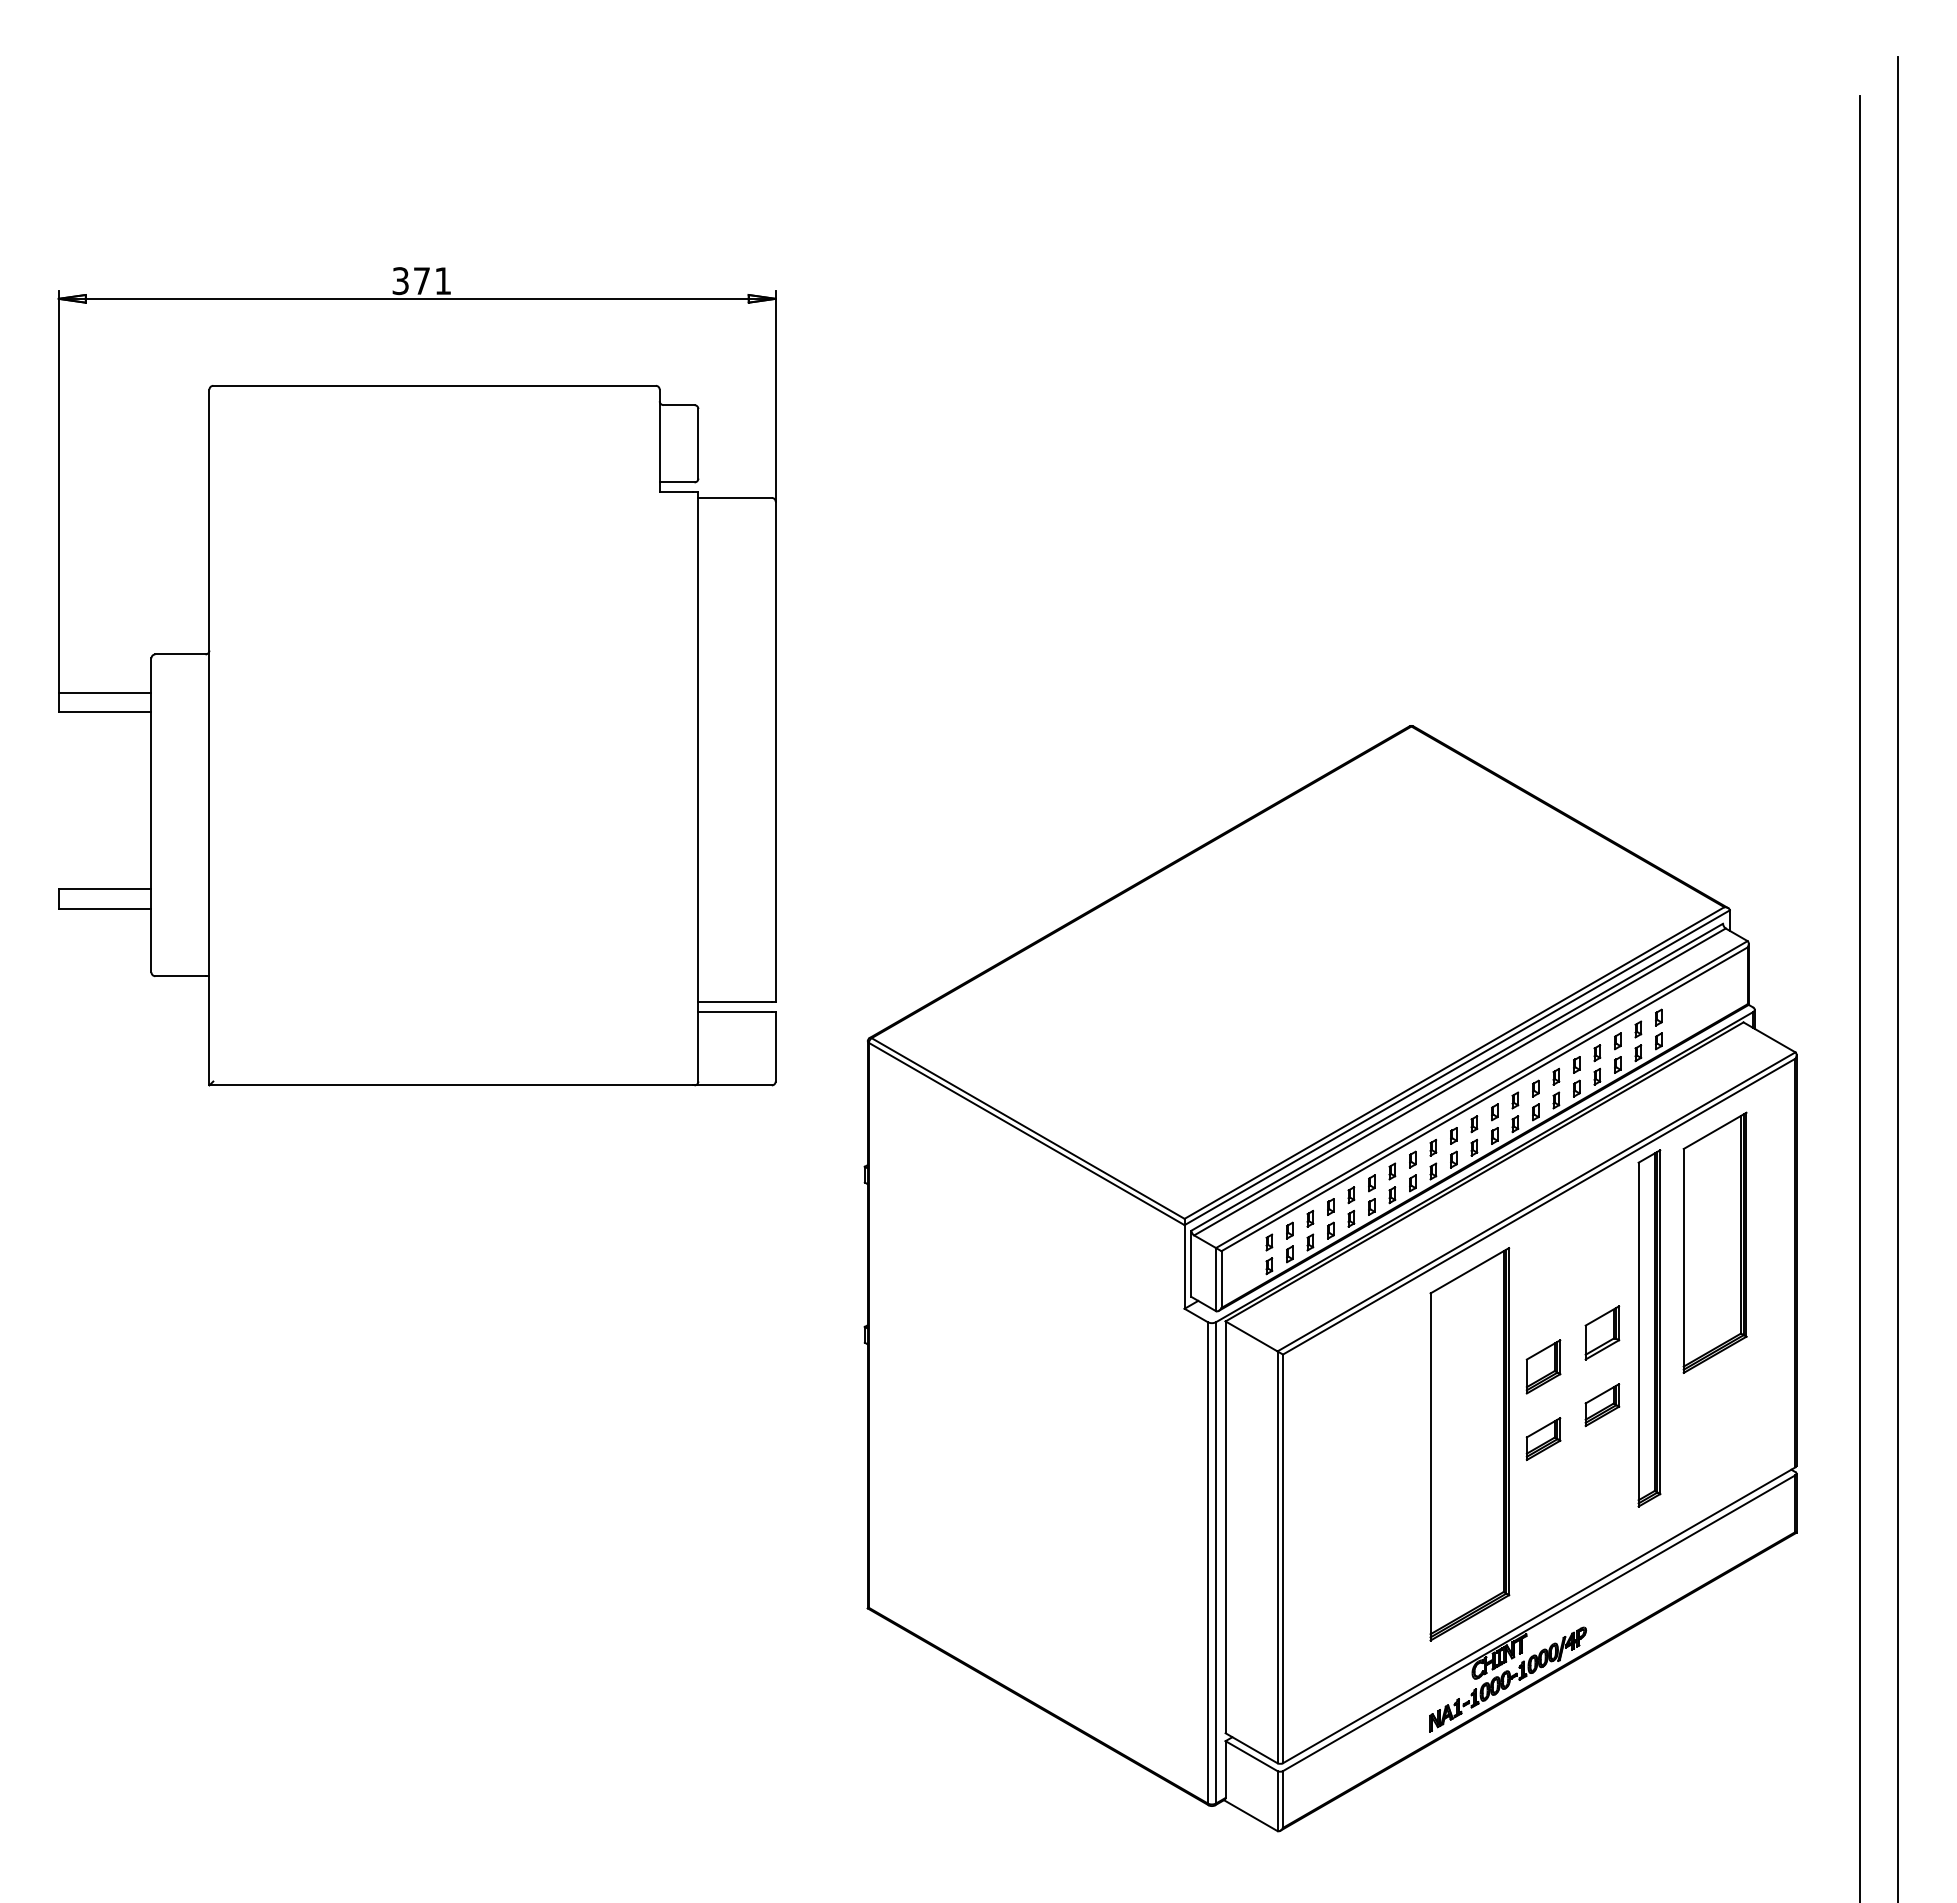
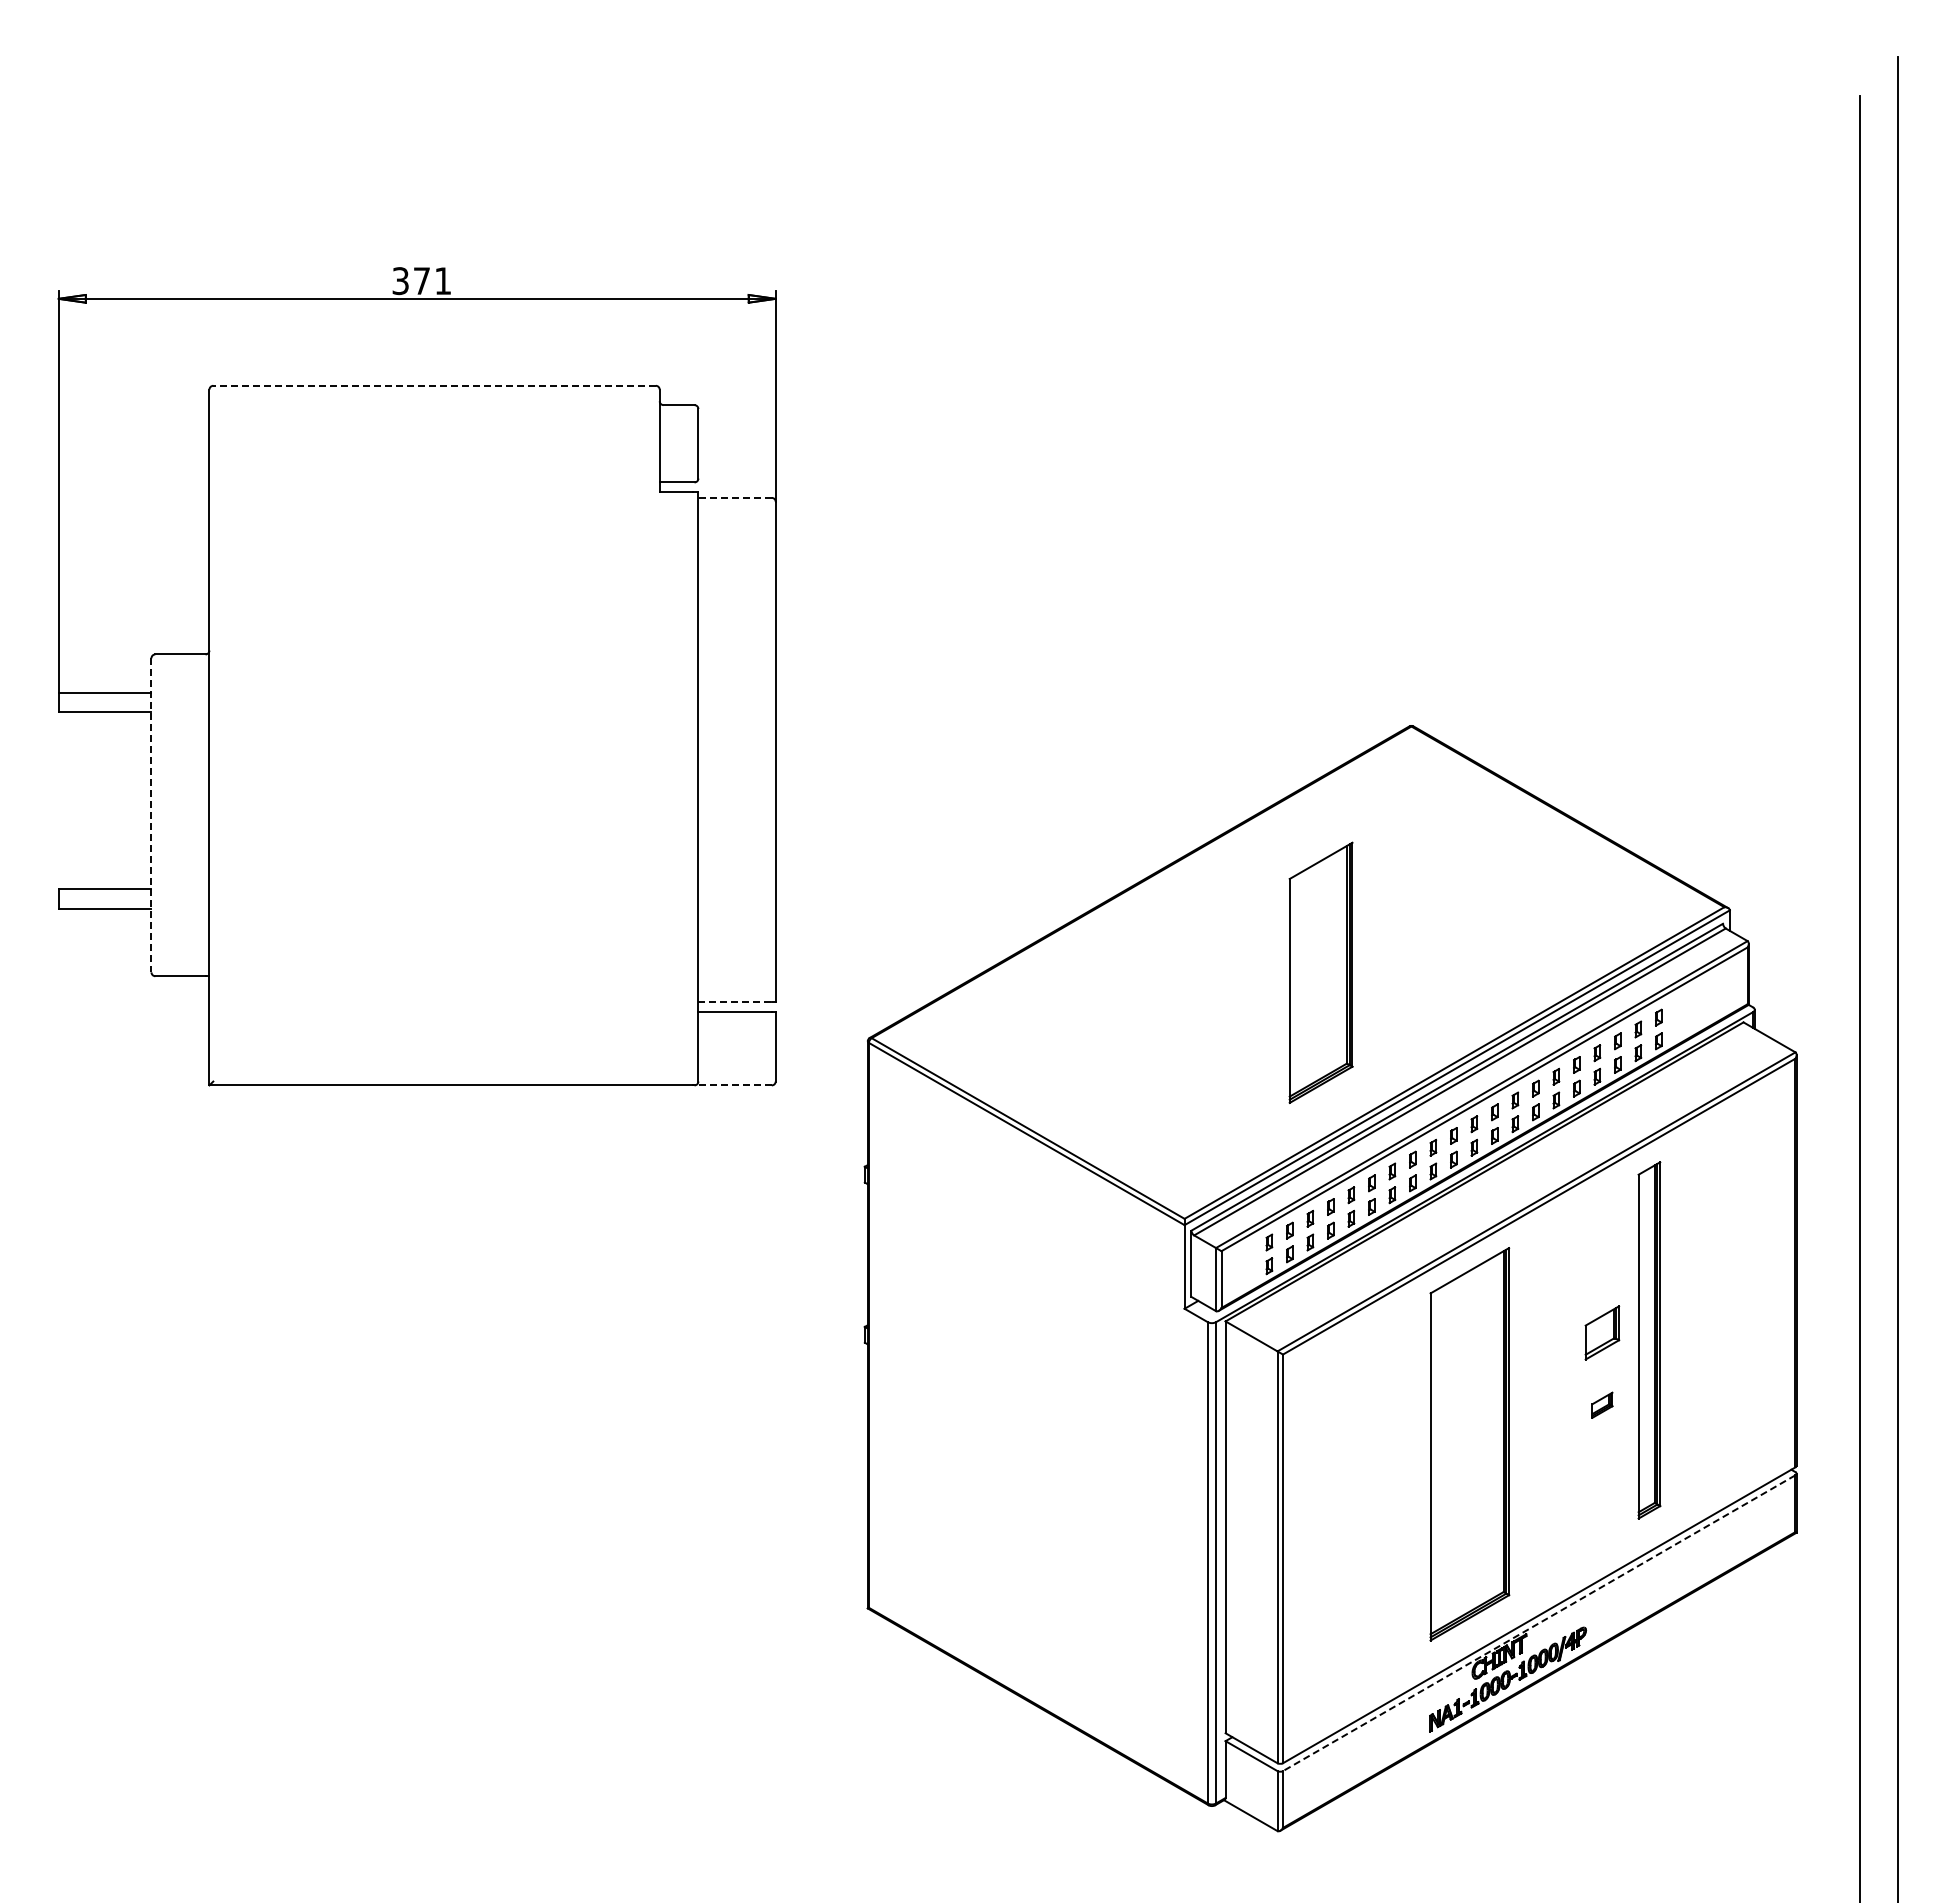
line: solid -> dashed (434, 385)
line: solid -> dashed (735, 497)
line: solid -> dashed (151, 815)
line: solid -> dashed (735, 1002)
line: solid -> dashed (733, 1085)
part position: (1714, 1242) -> (1320, 972) (1320, 972)
part position: (1649, 1328) -> (1649, 1340) (1649, 1340)
part: present -> none (1543, 1366)
part size: 37x45 px -> 23x28 px (1602, 1404)
part: present -> none (1543, 1439)
line: solid -> dashed (1539, 1623)
